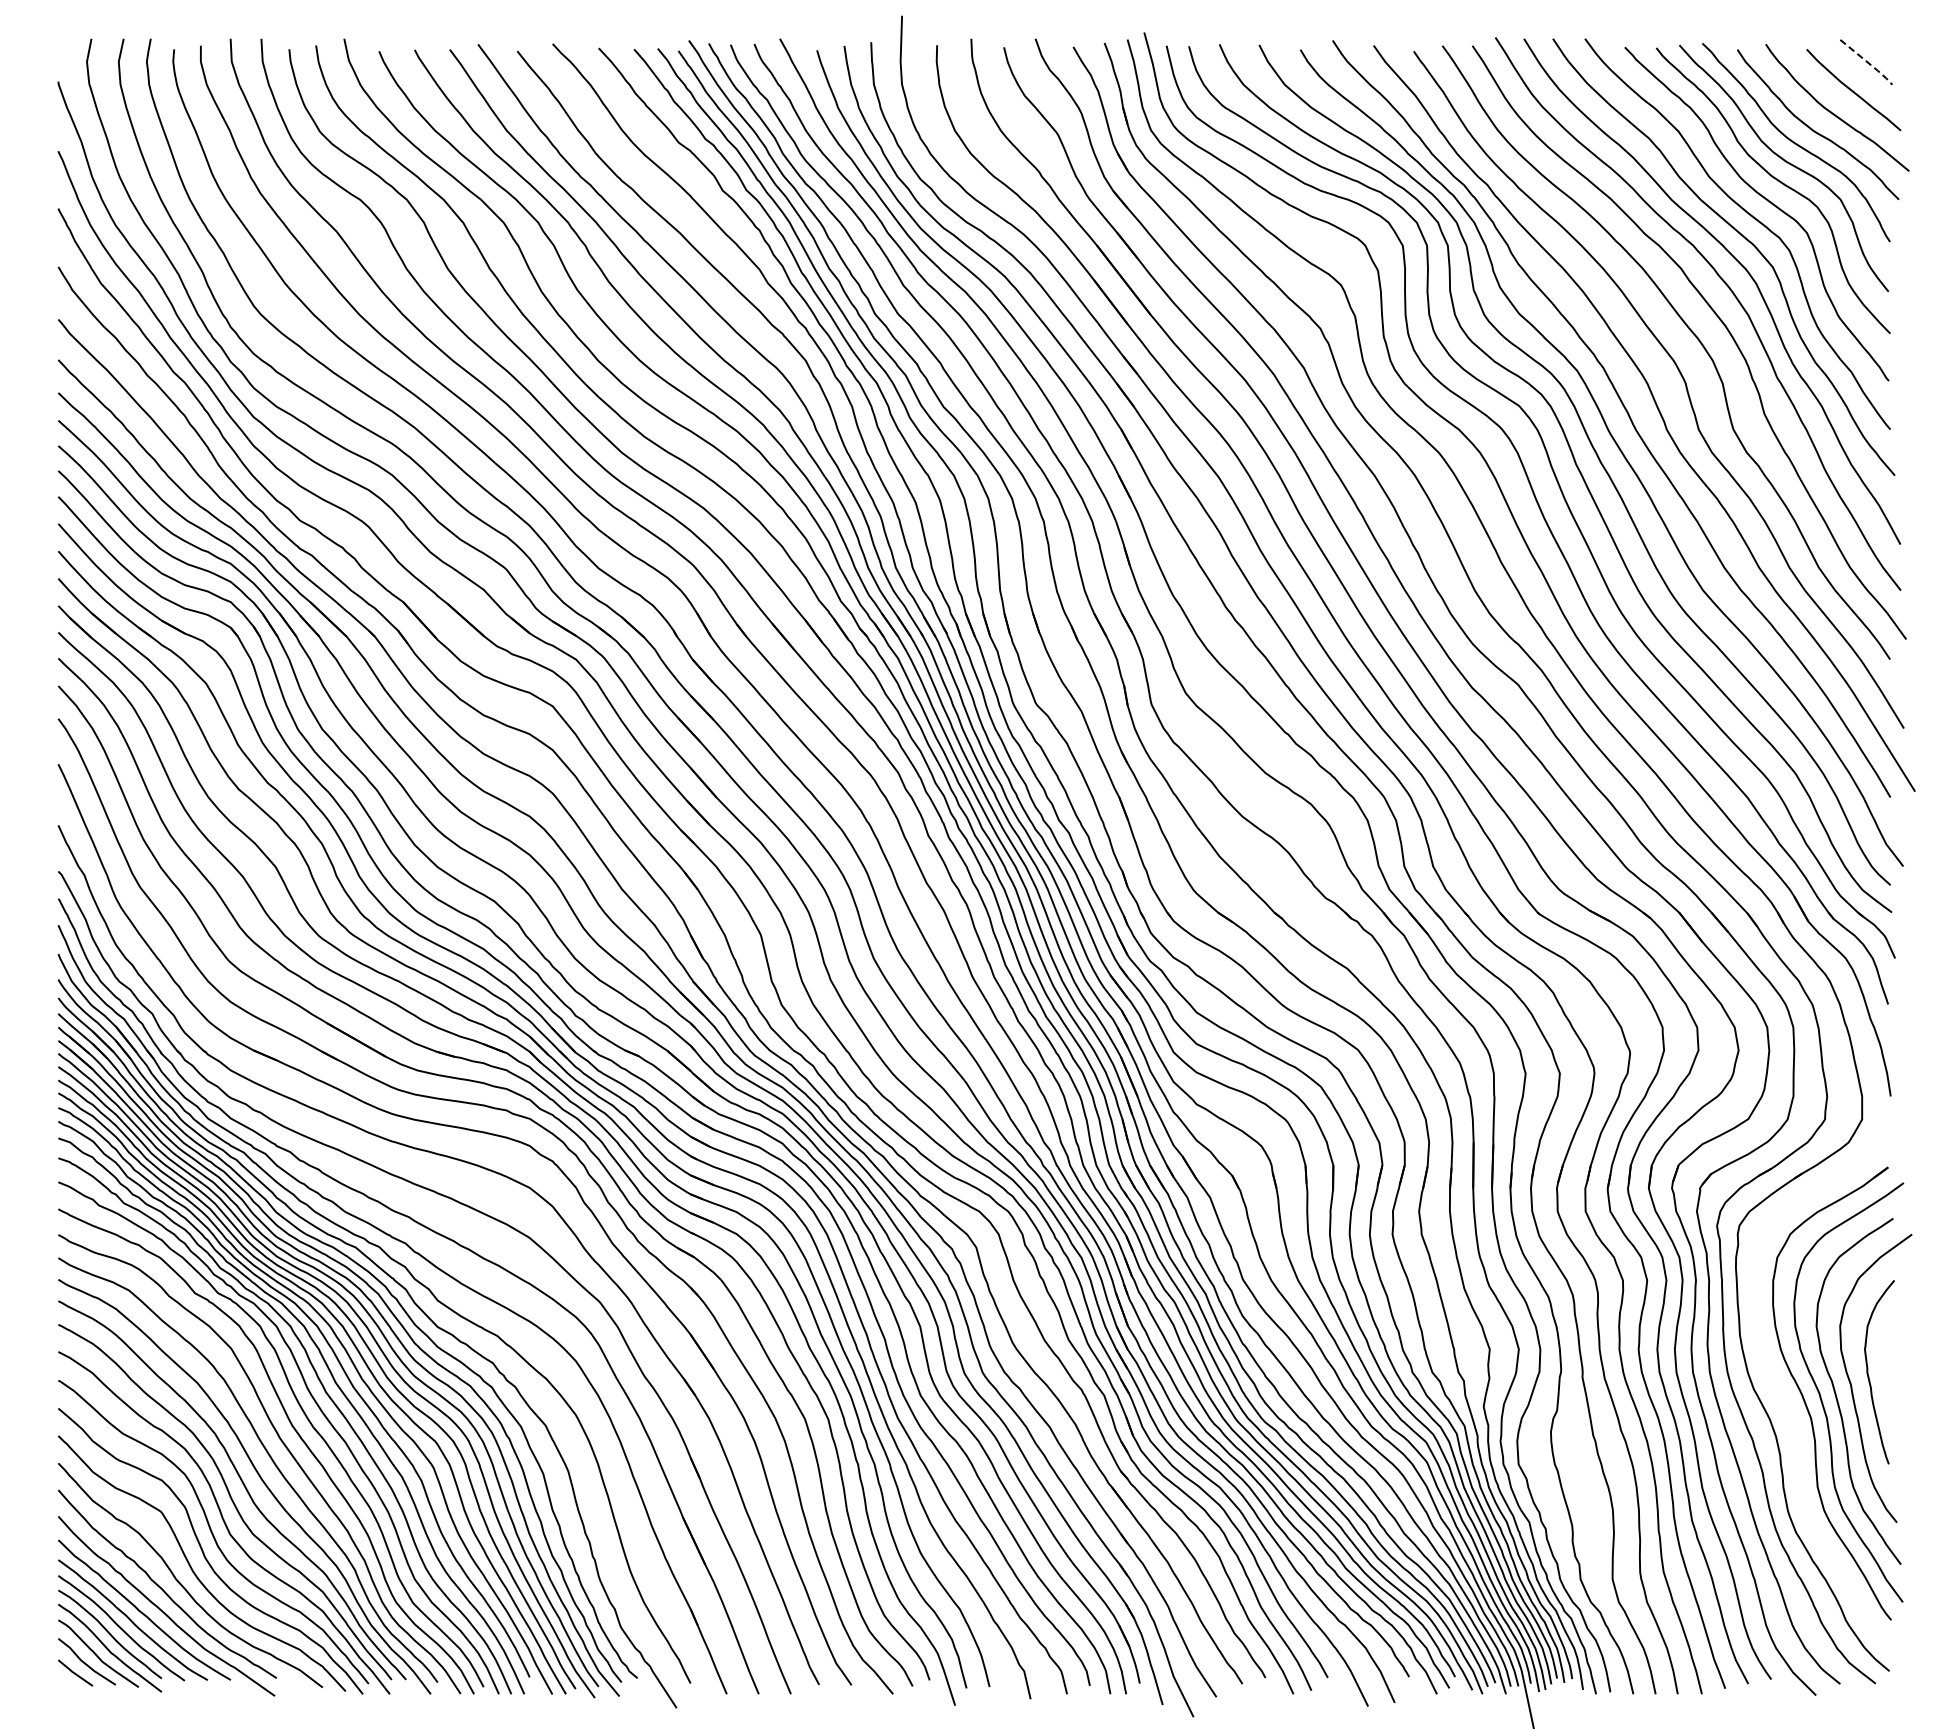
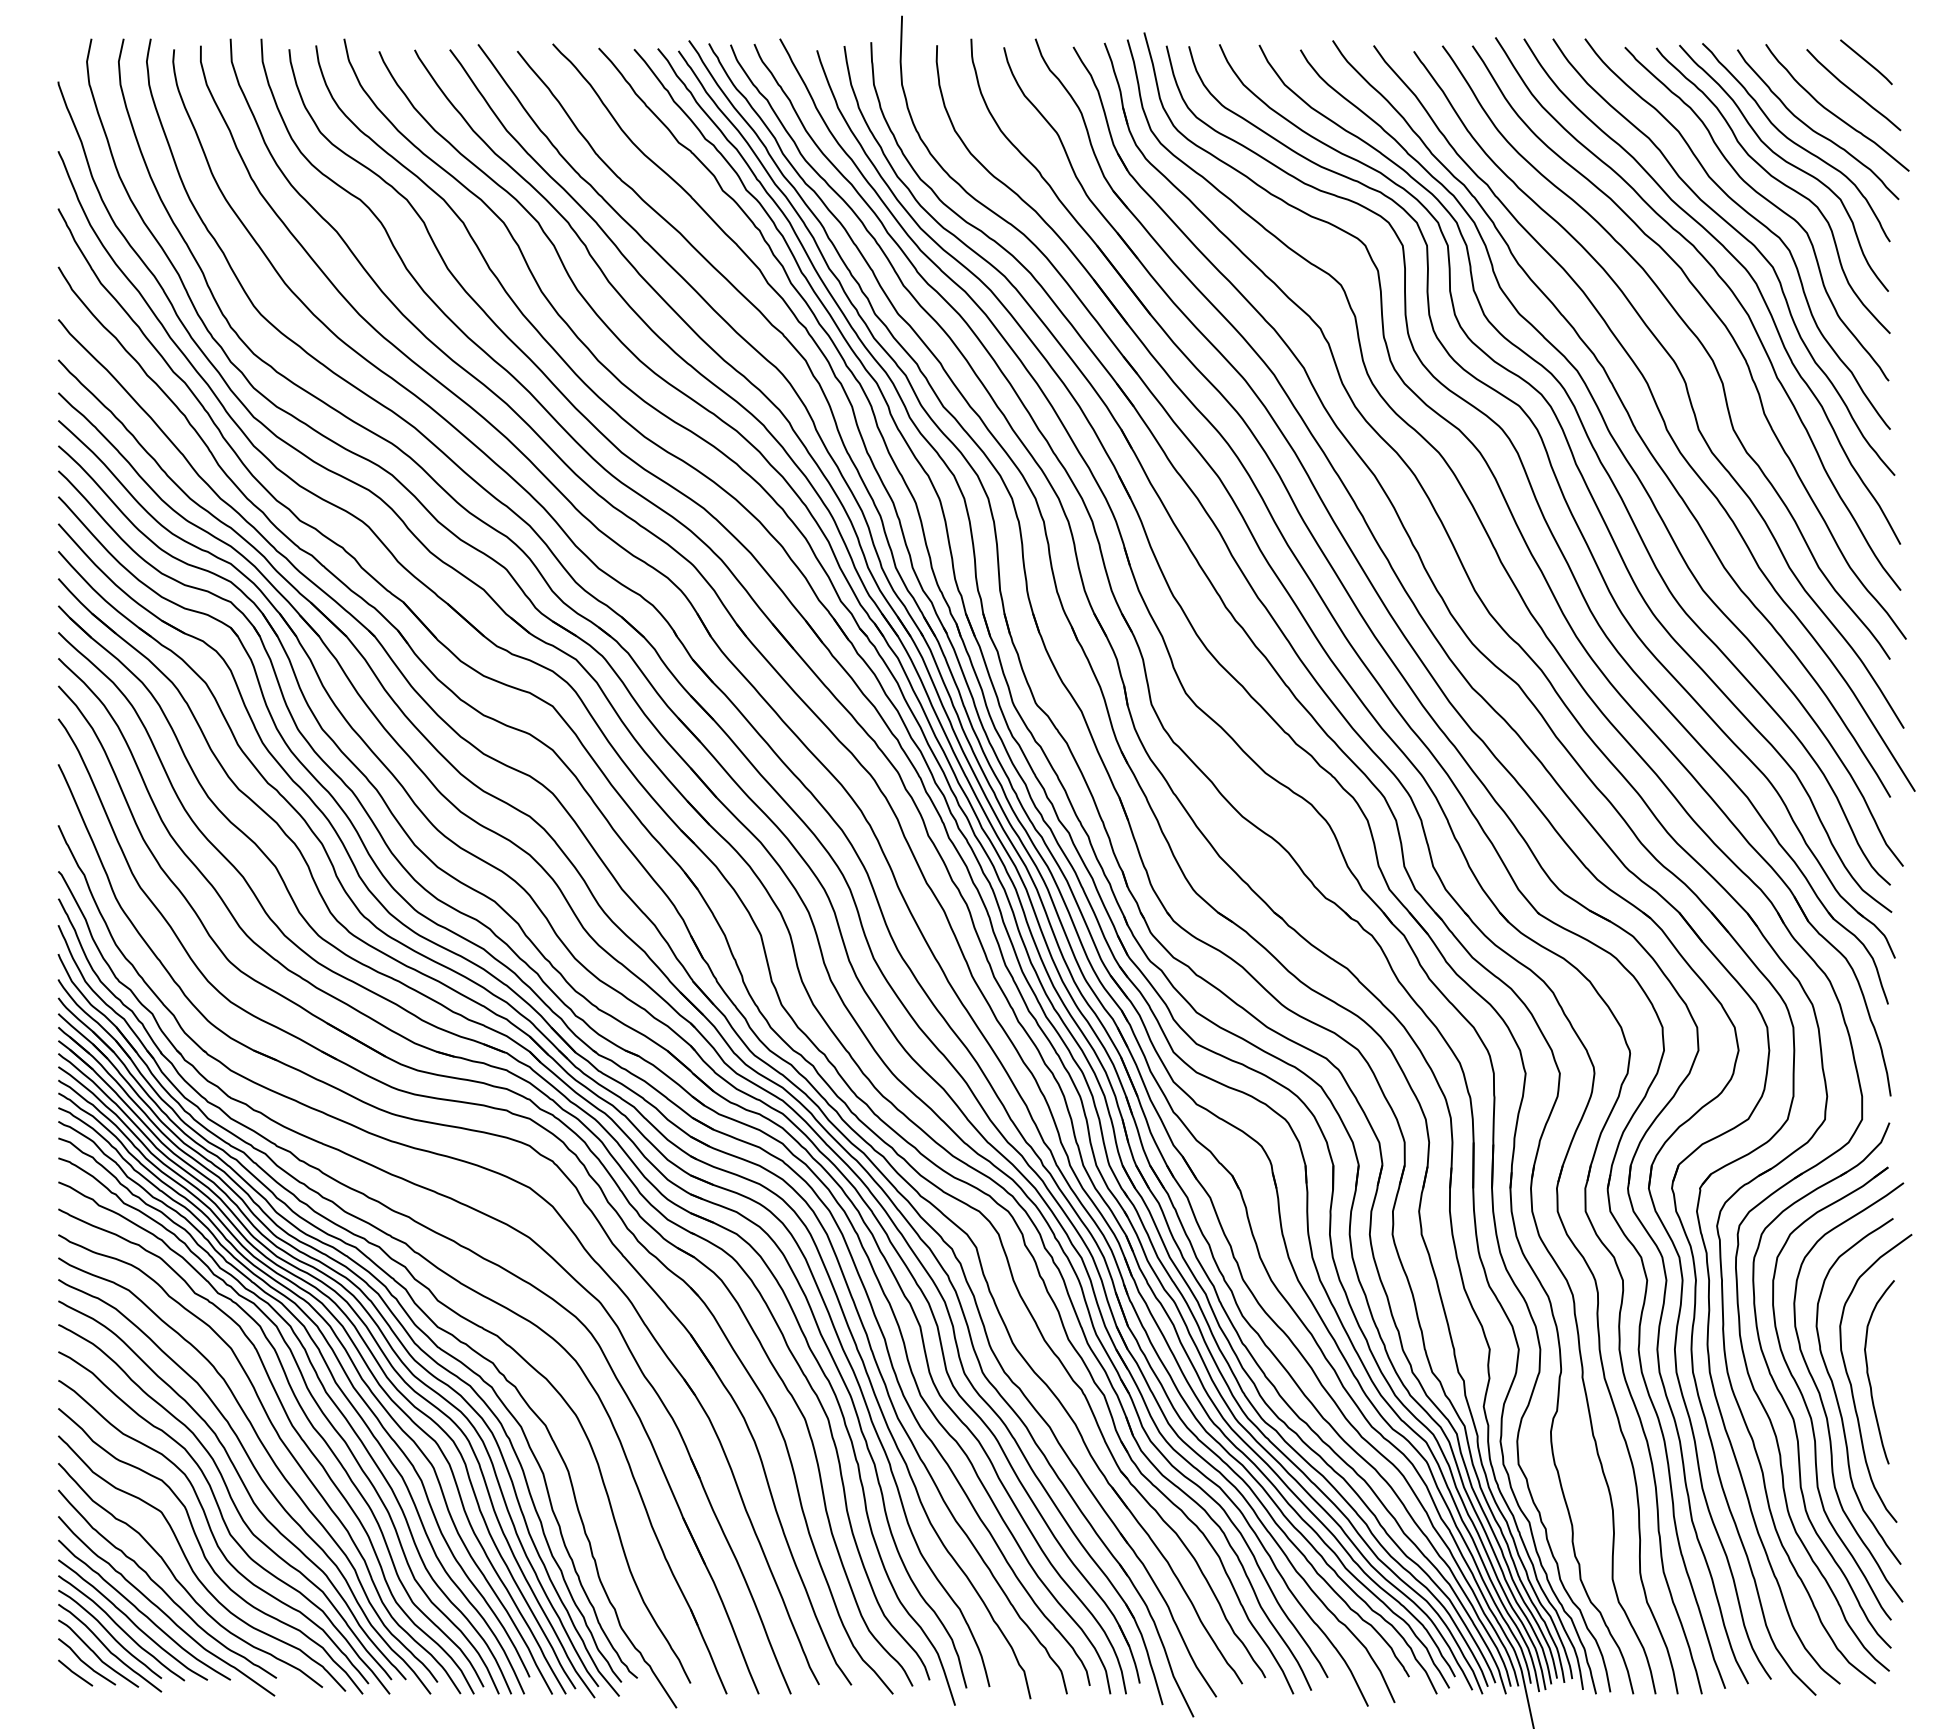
line: dashed -> solid (1867, 62)
part: none -> present (1786, 1402)
